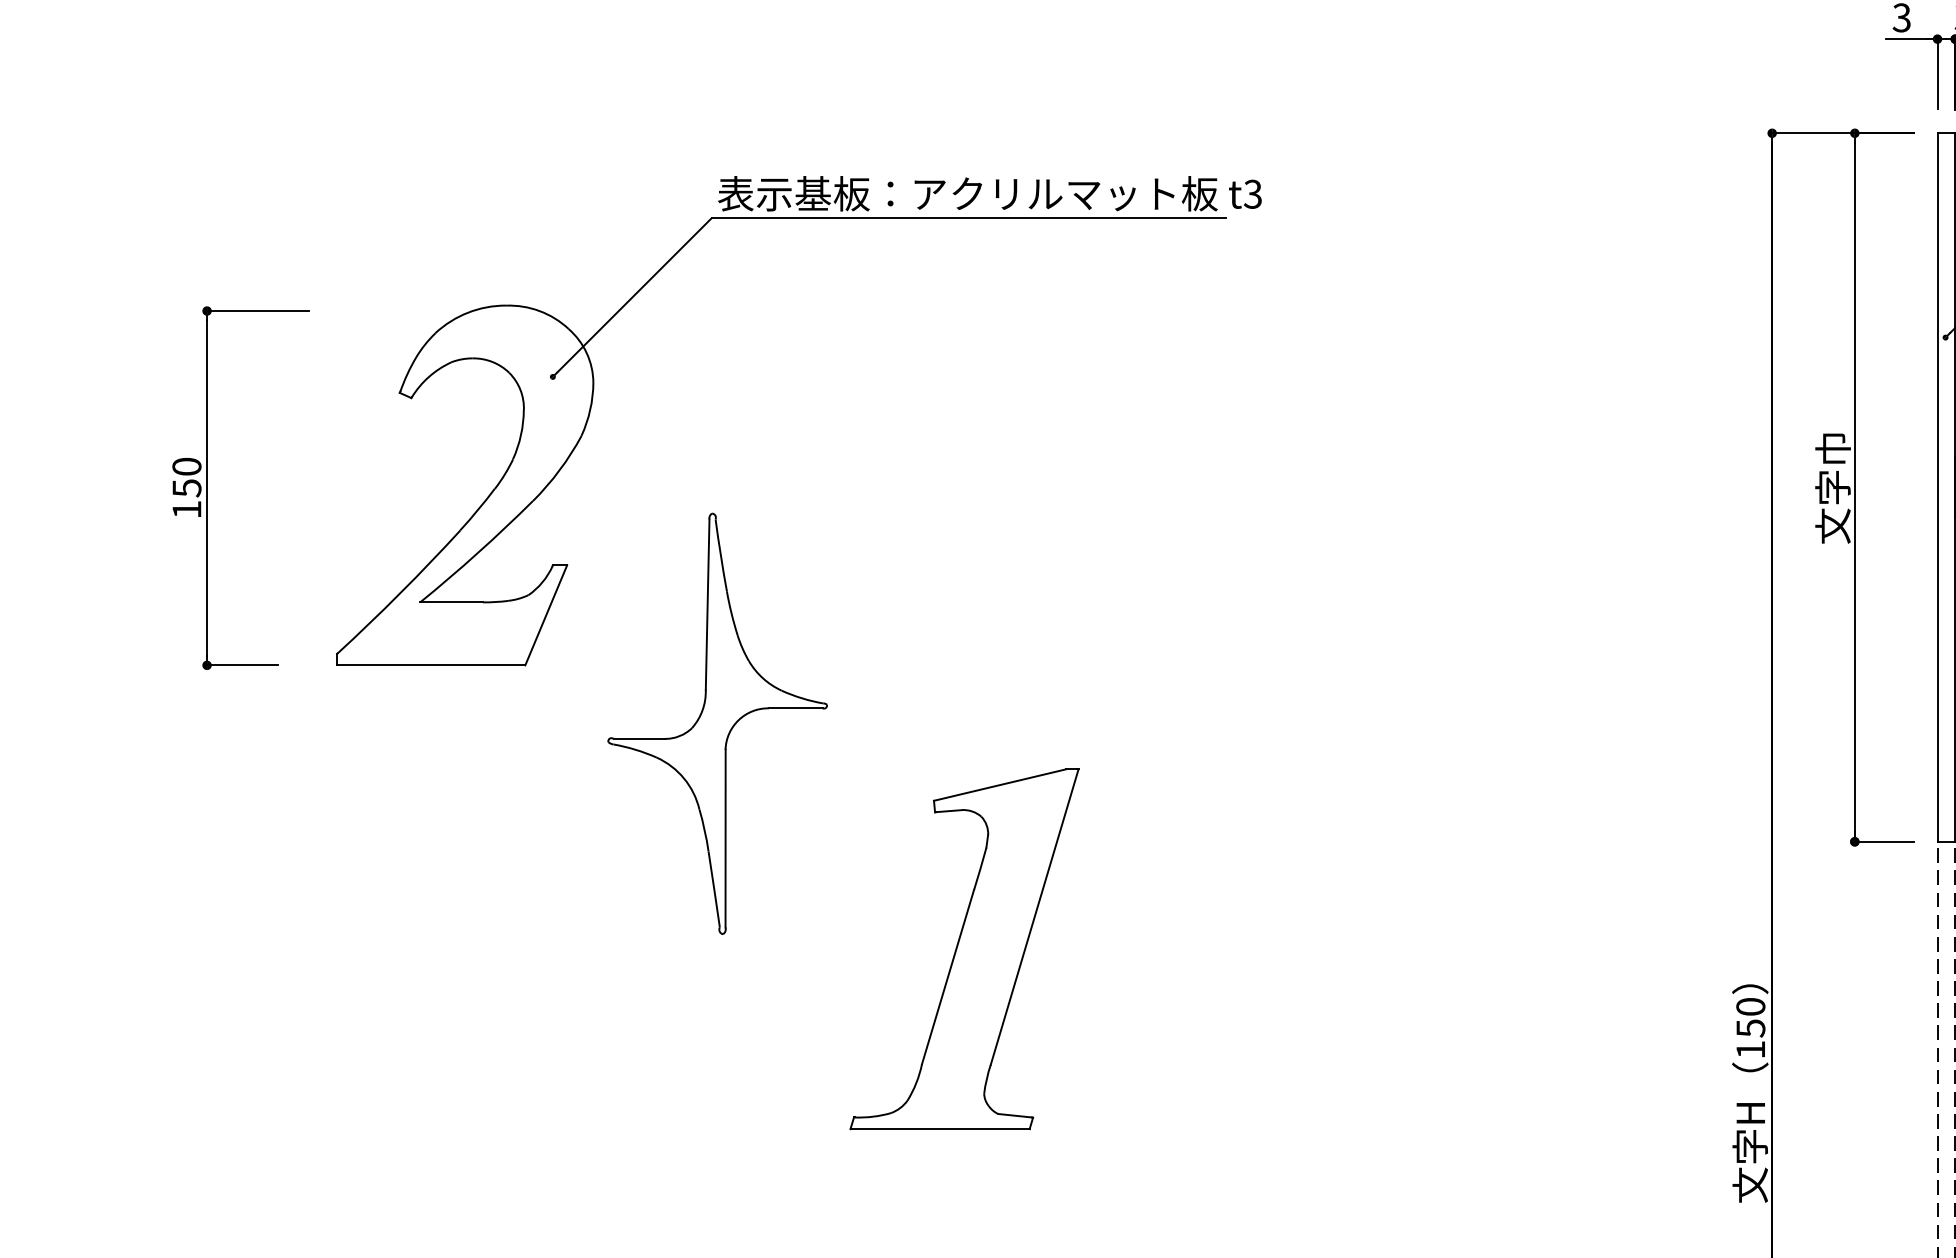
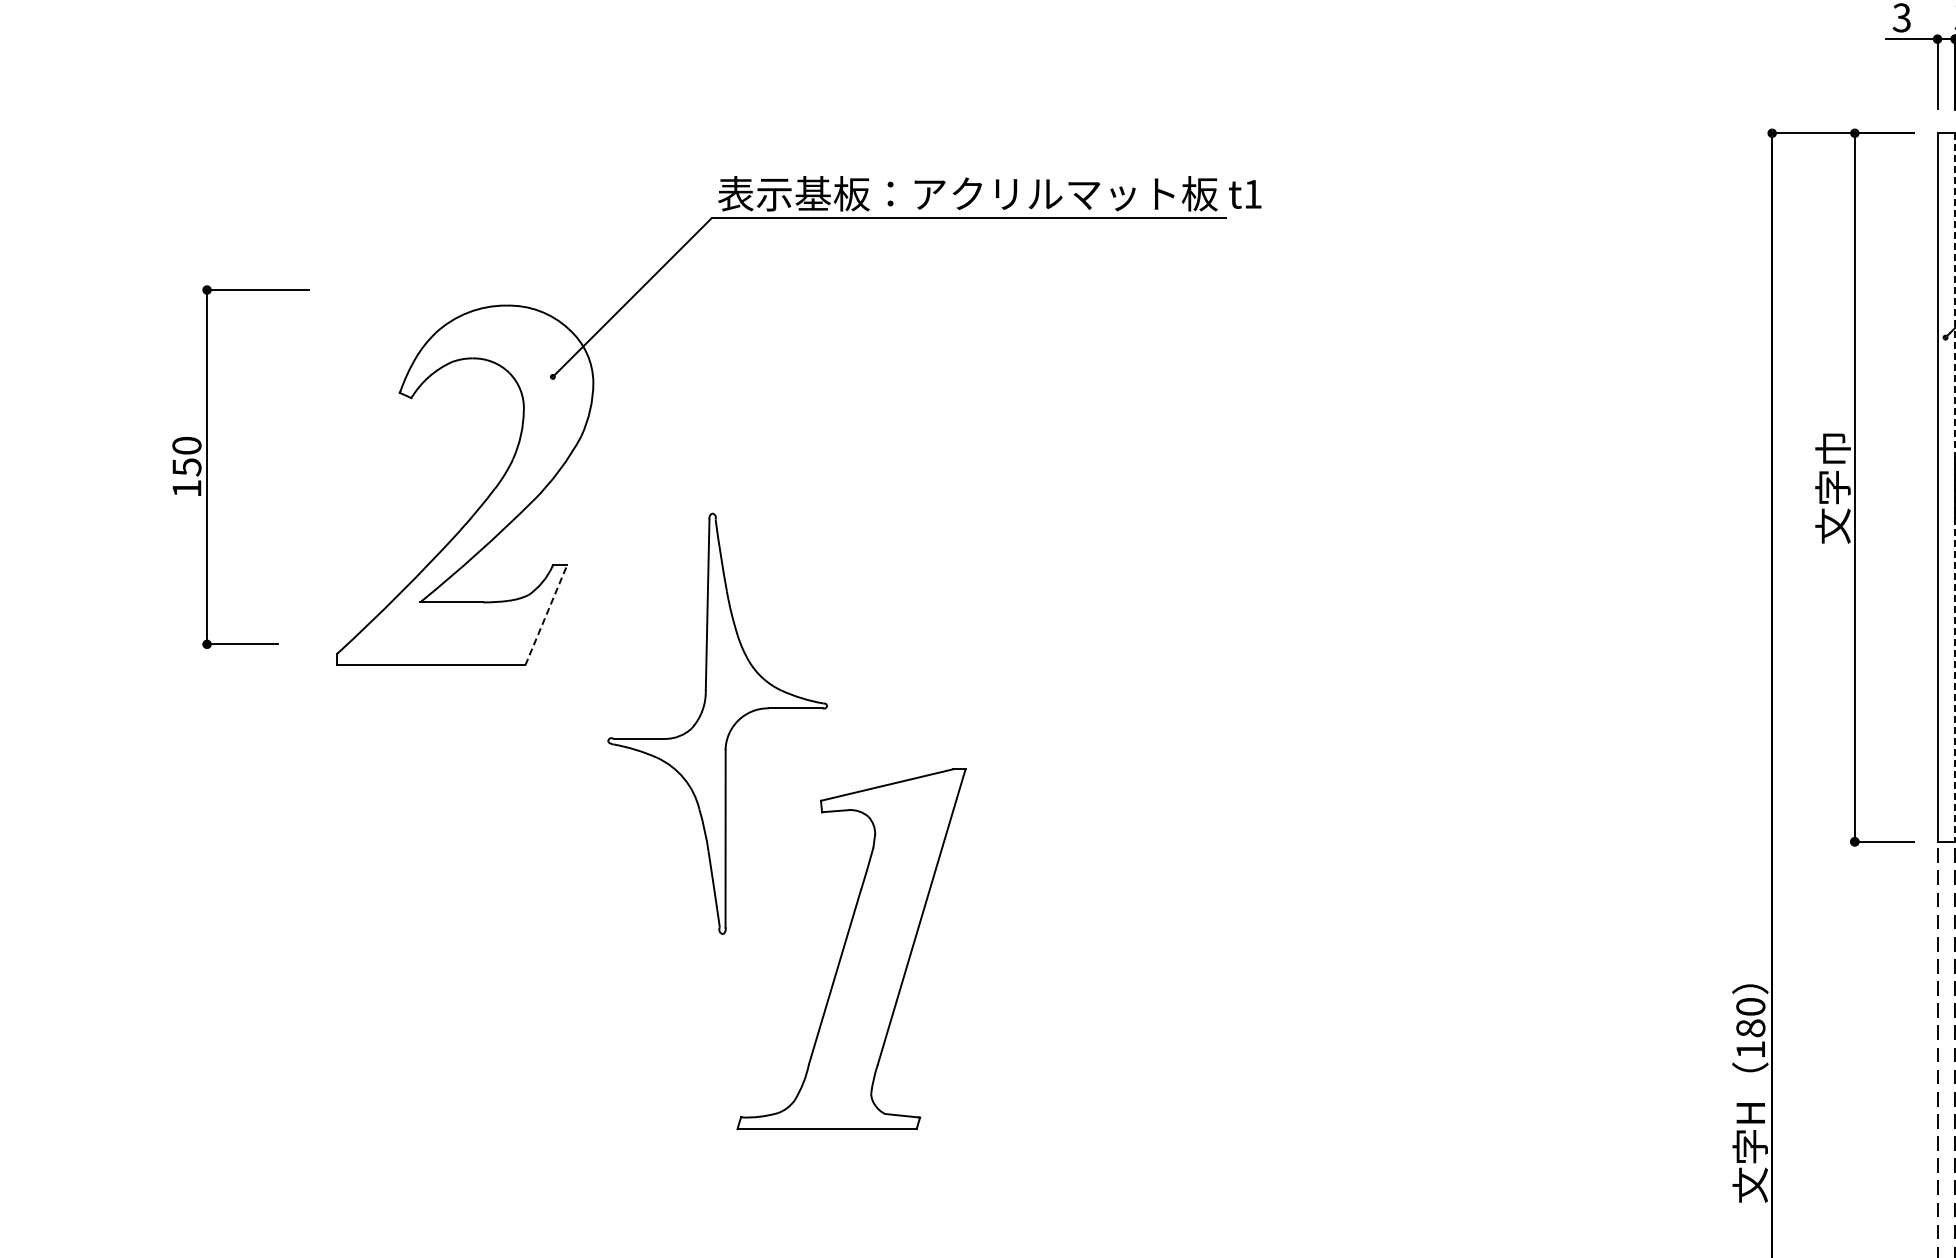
text: t3 -> t1 (1252, 193)
part position: (207, 487) -> (207, 466) (207, 466)
line: solid -> dashed (1955, 487)
line: solid -> dashed (546, 614)
part position: (964, 949) -> (851, 949) (851, 949)
text: 150 -> 180 (1750, 1028)
